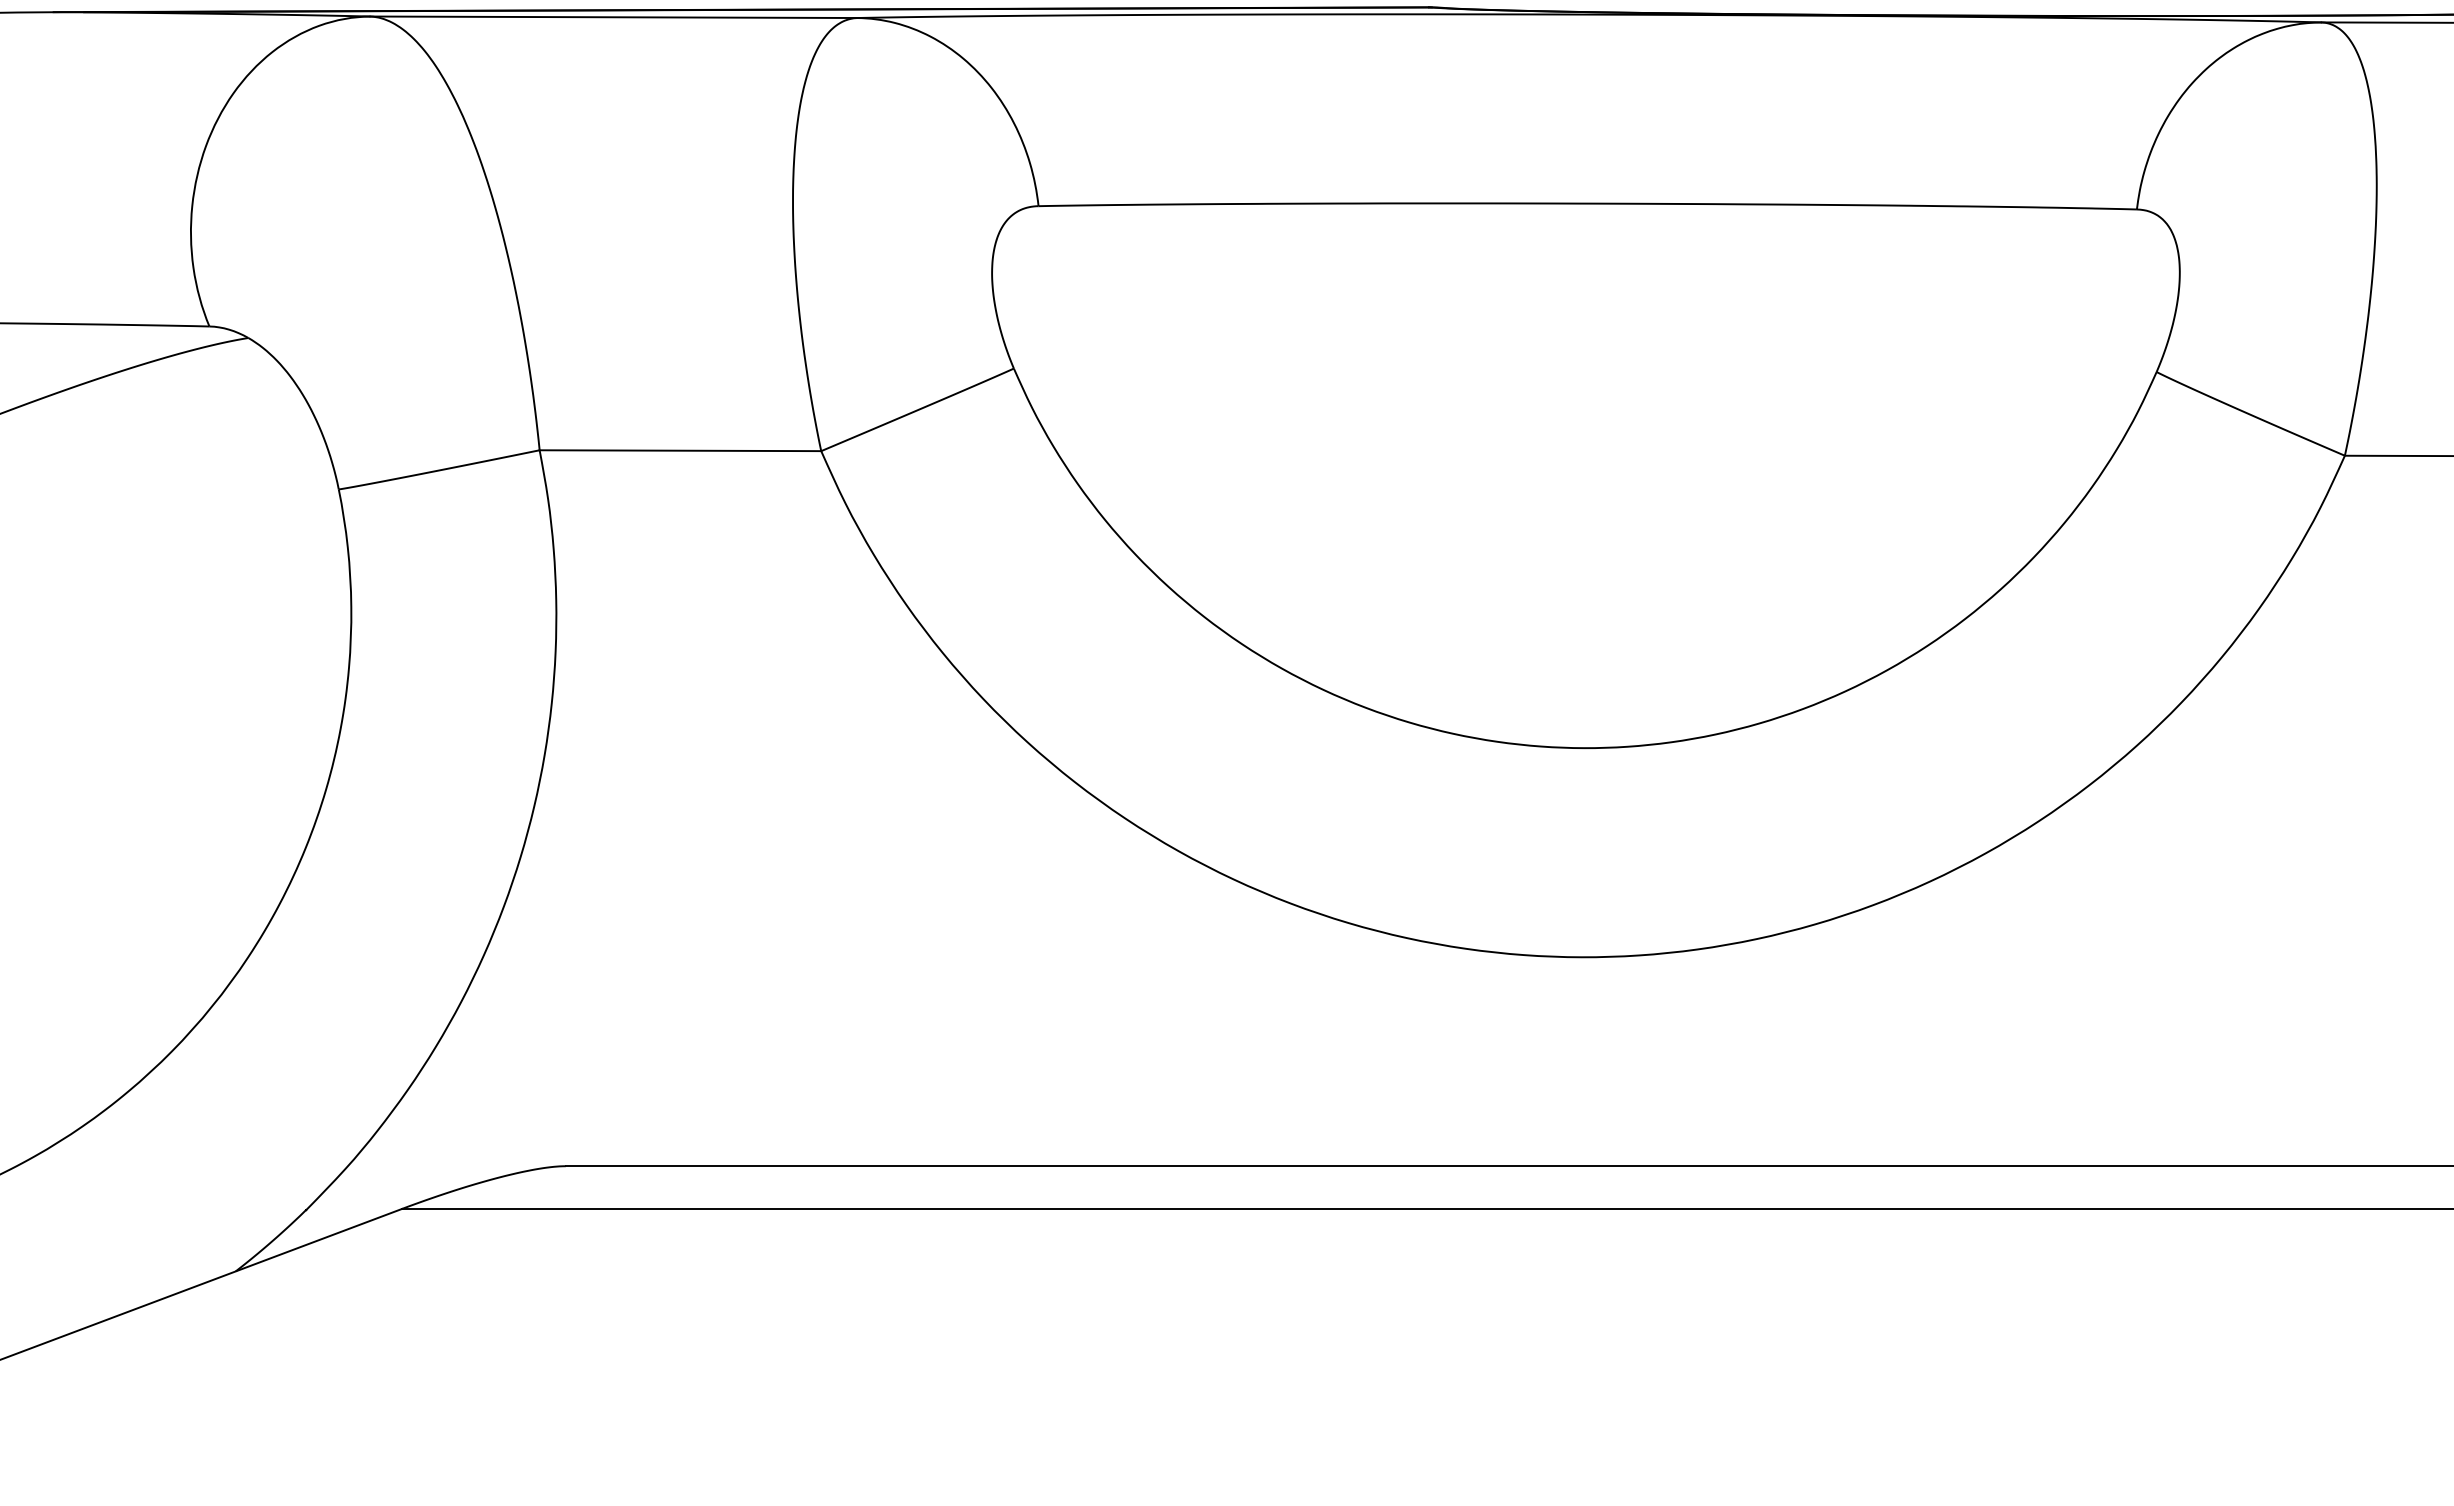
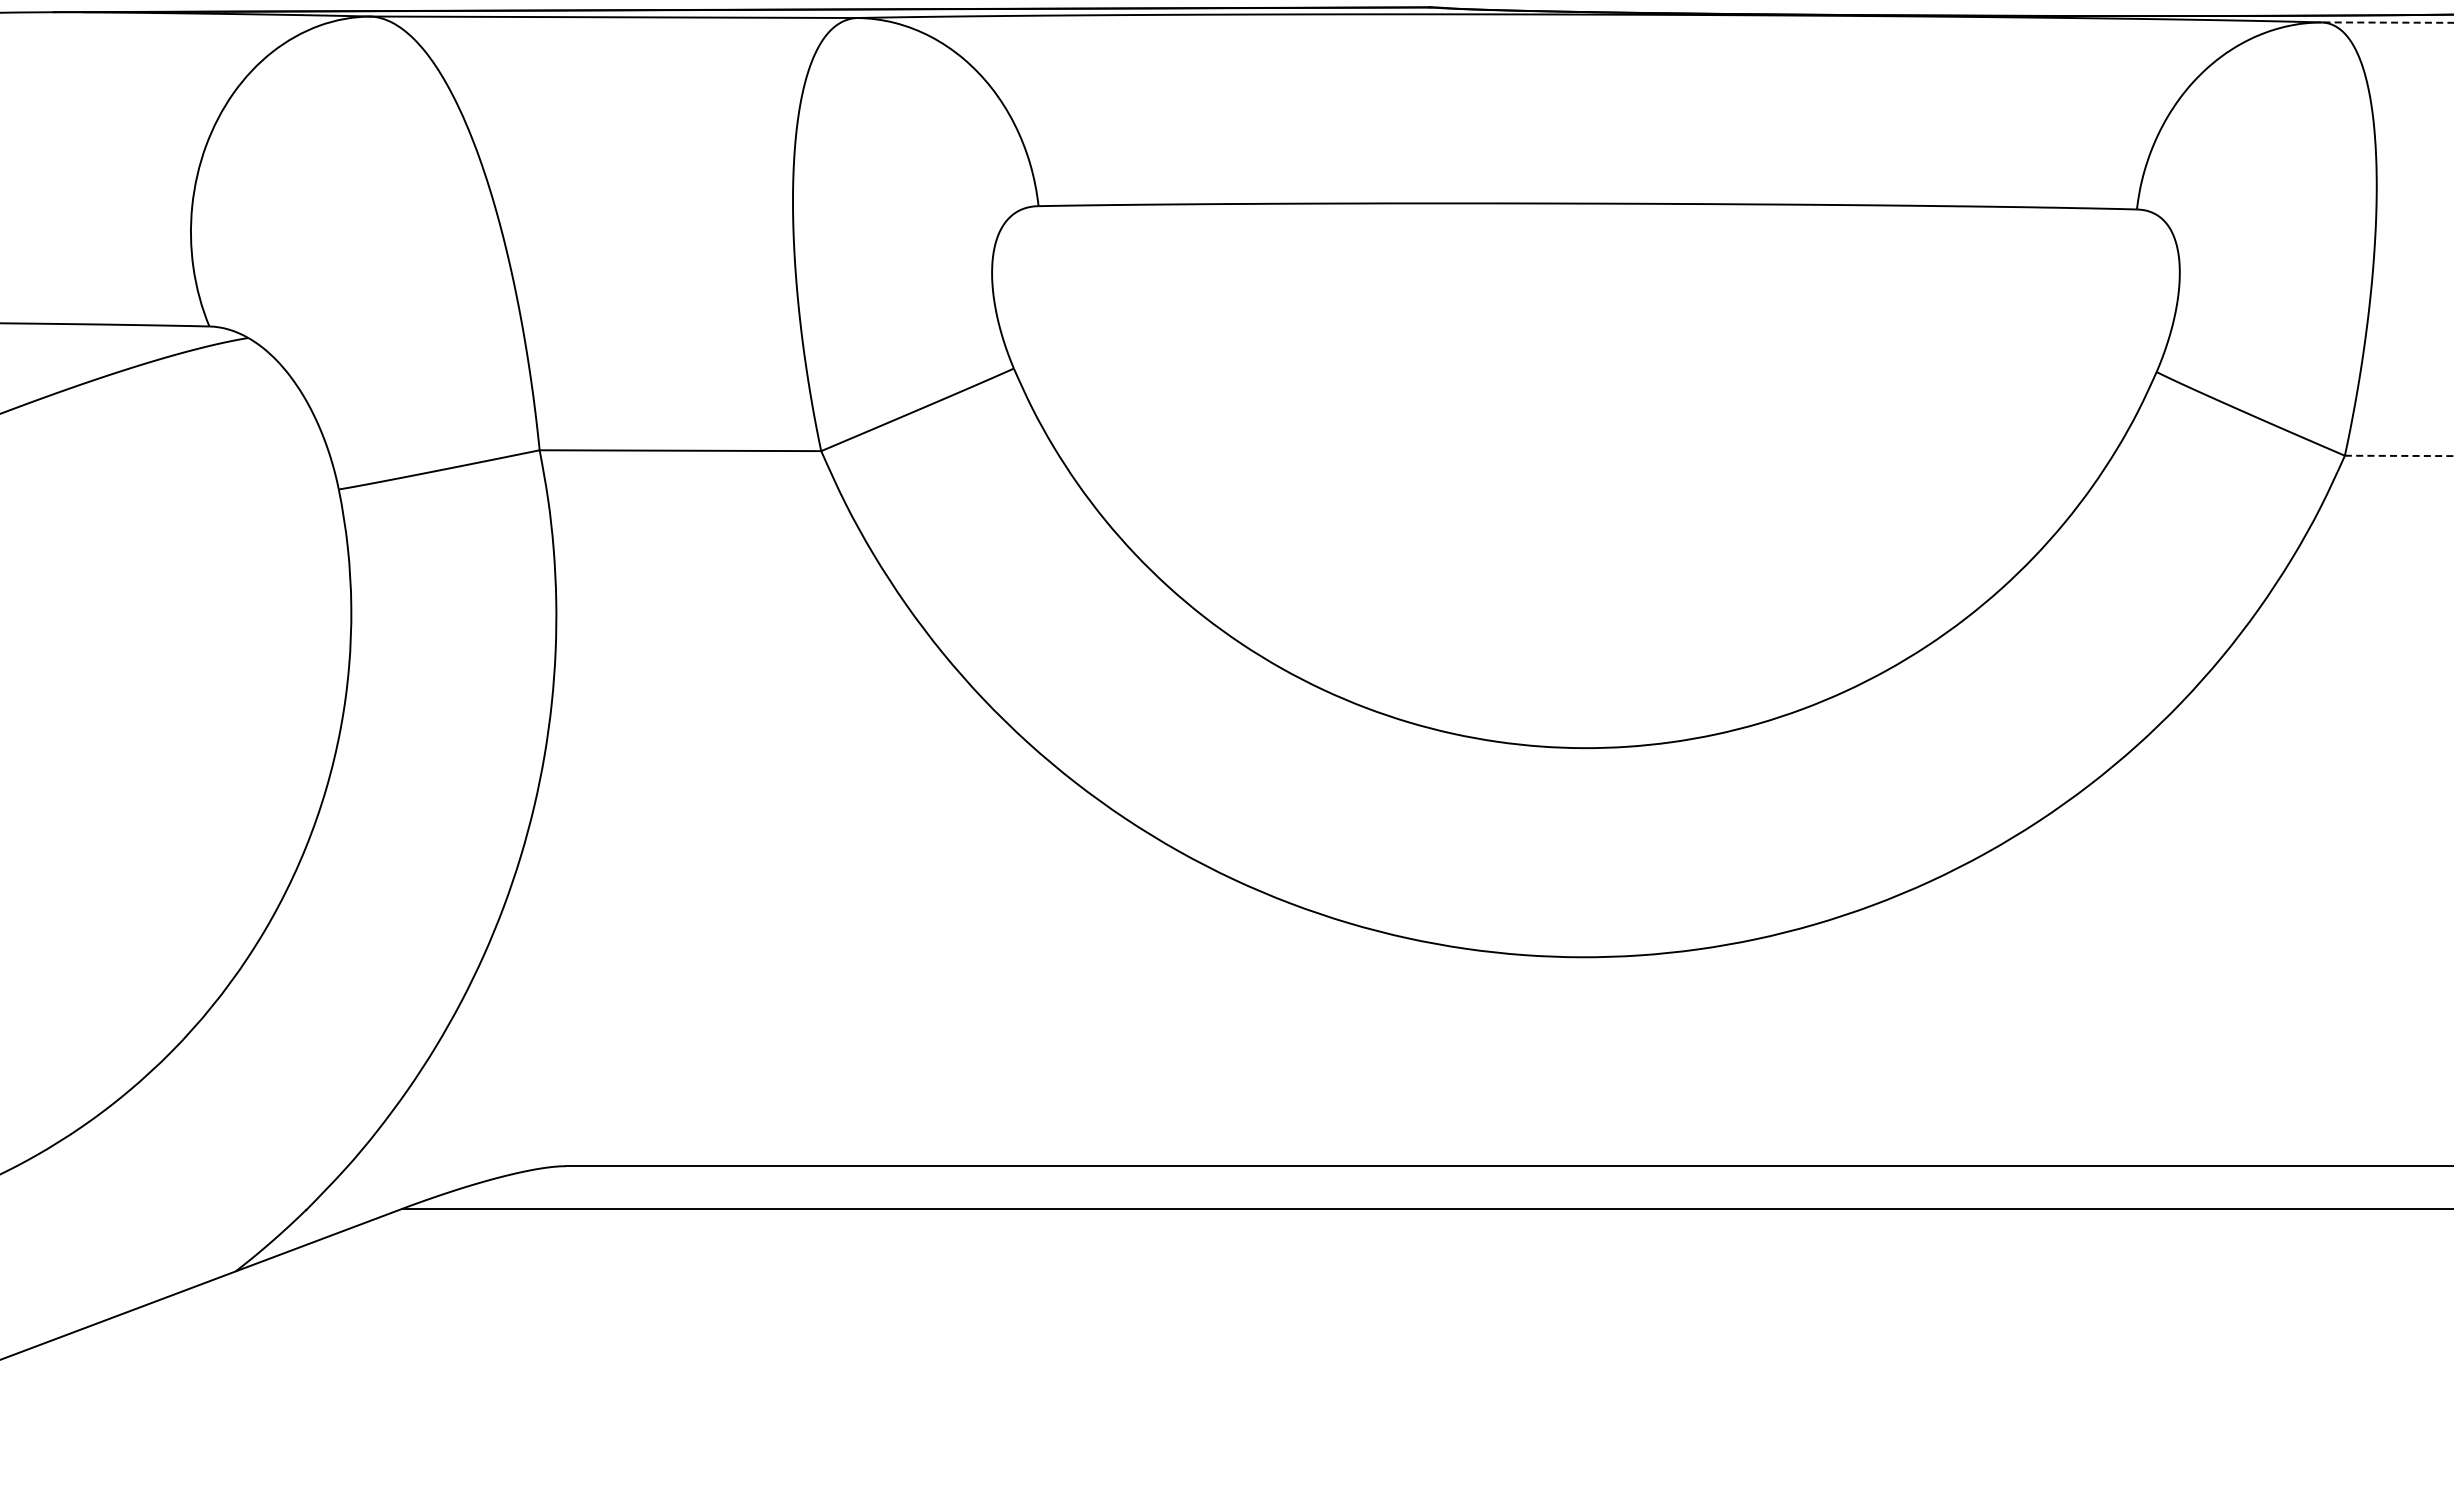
line: solid -> dashed (2387, 22)
line: solid -> dashed (2399, 455)
